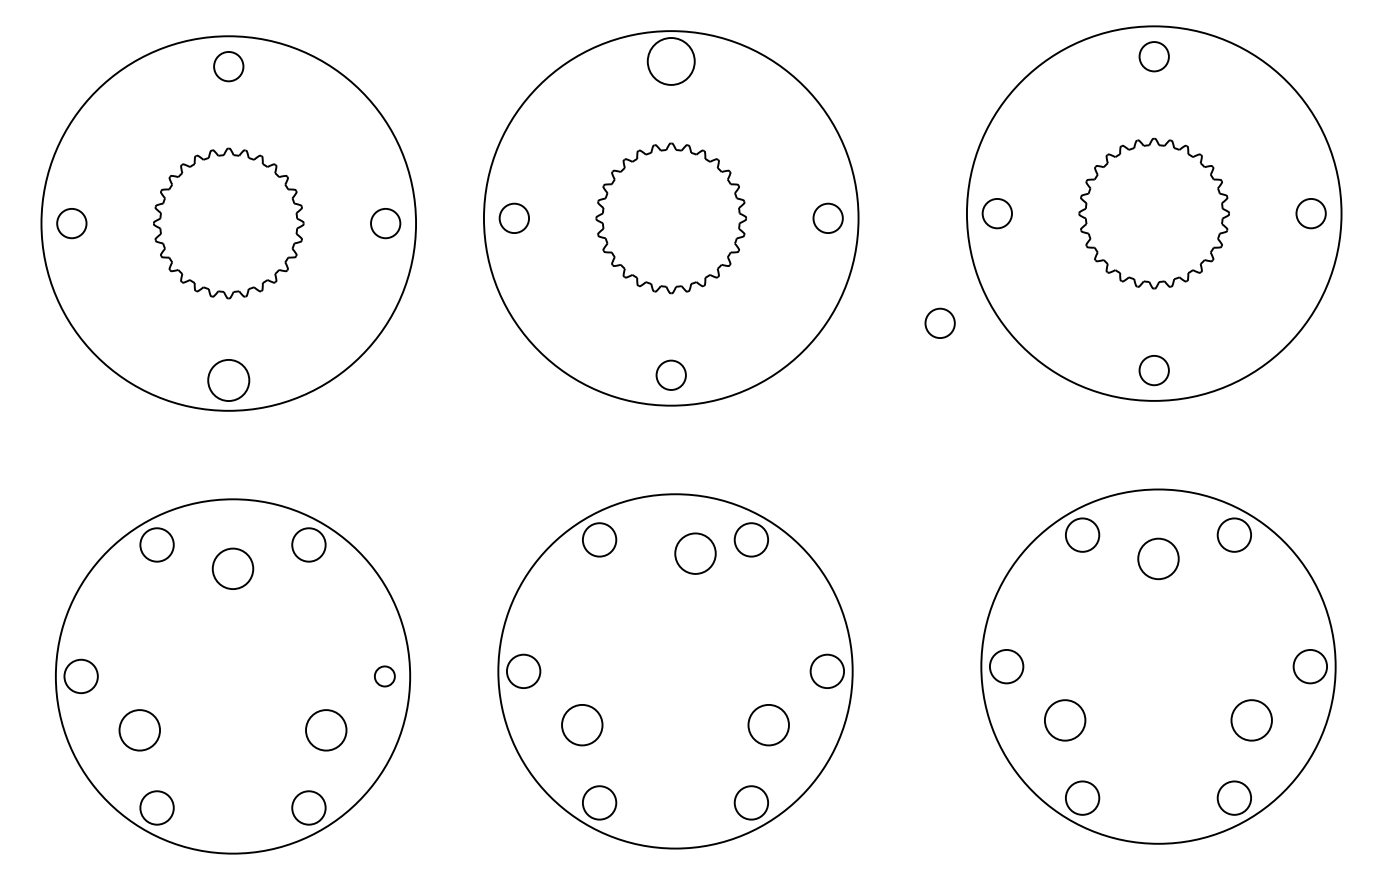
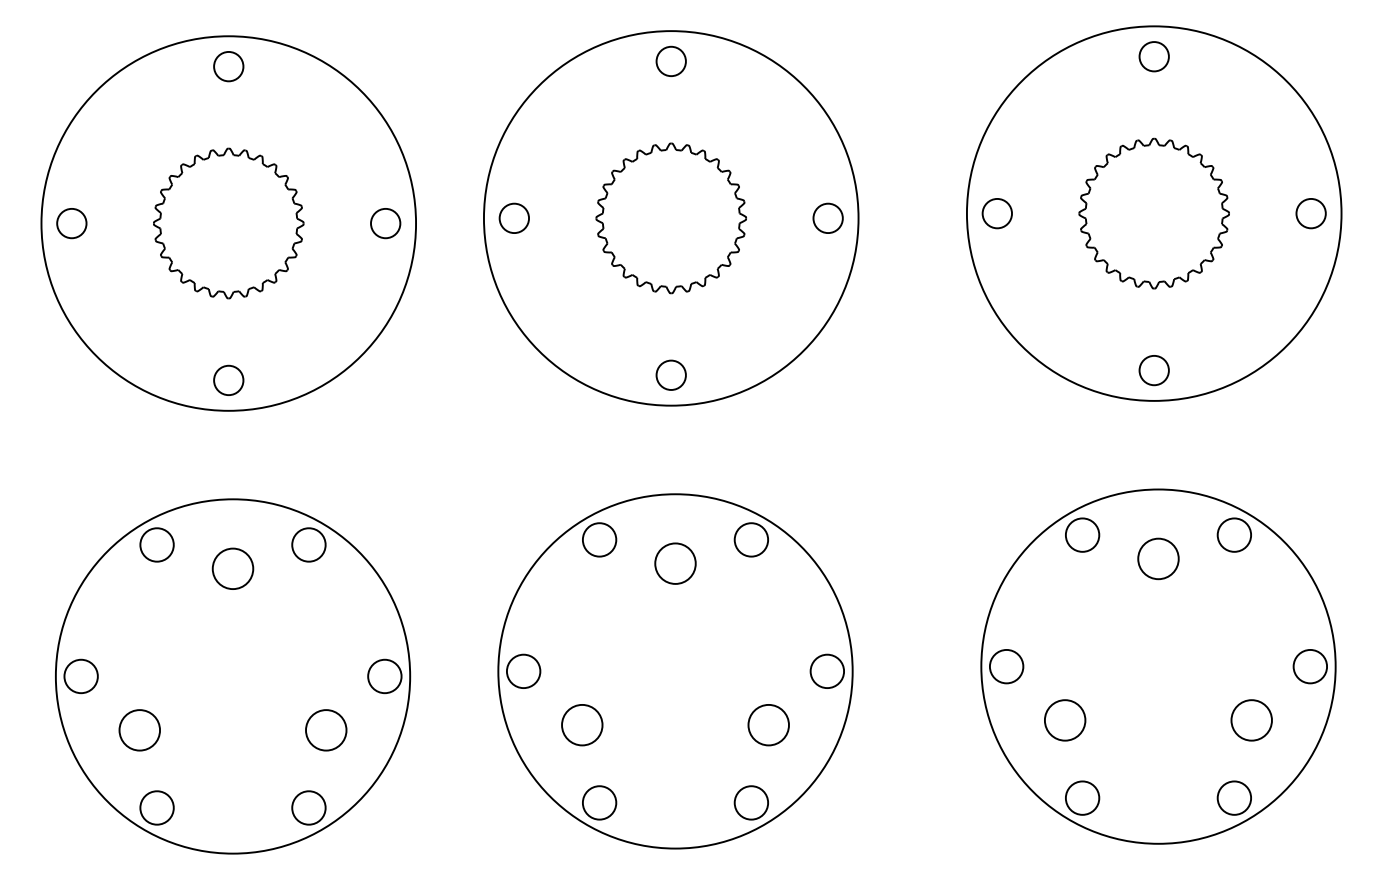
circle diameter: 47 px -> 29 px (670, 61)
circle: present -> none (939, 322)
circle diameter: 41 px -> 29 px (228, 380)
circle position: (695, 553) -> (675, 563) (675, 563)
circle diameter: 20 px -> 33 px (384, 676)
